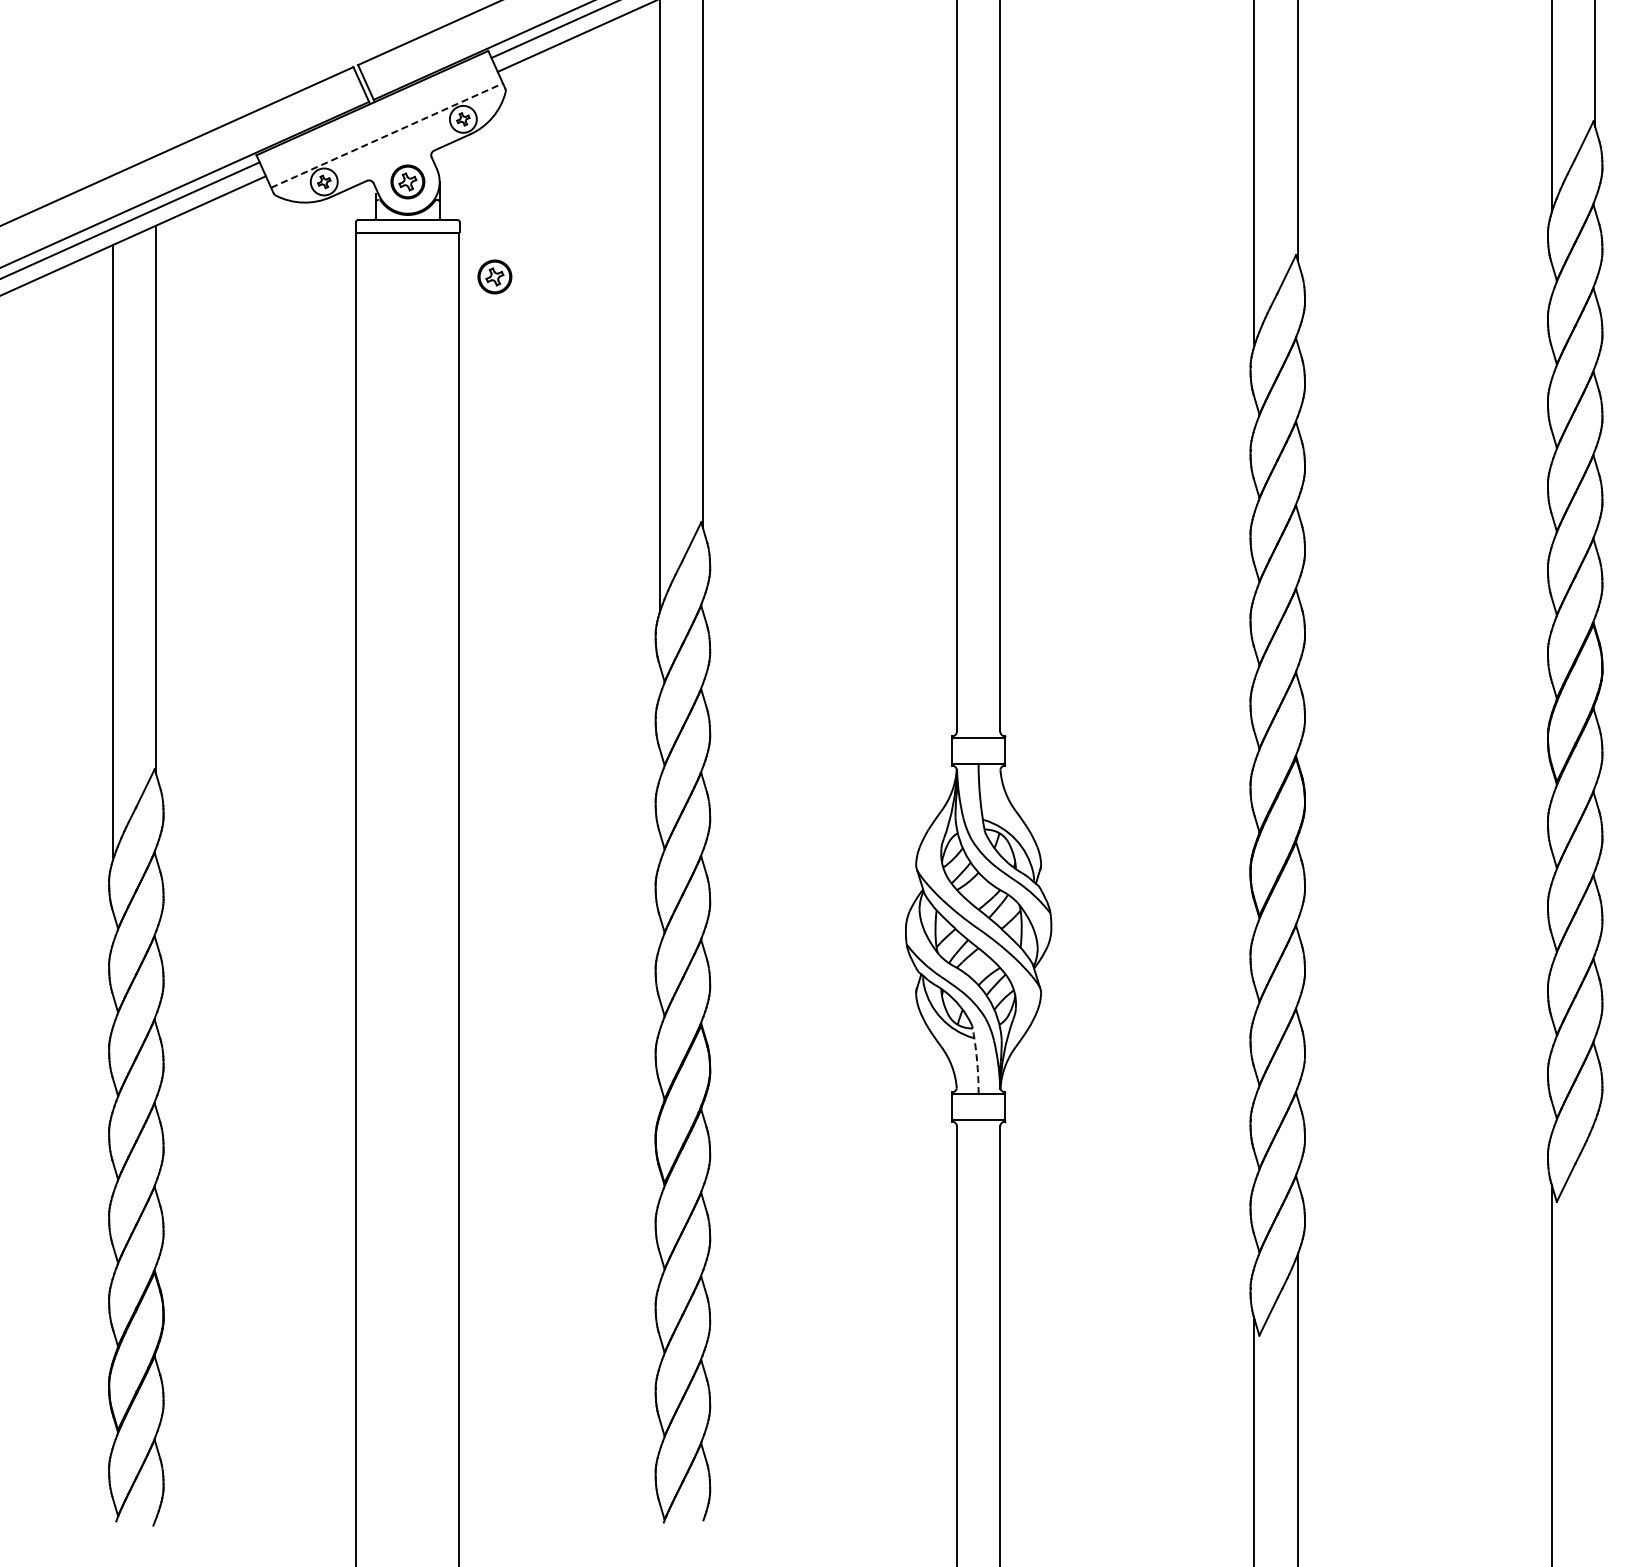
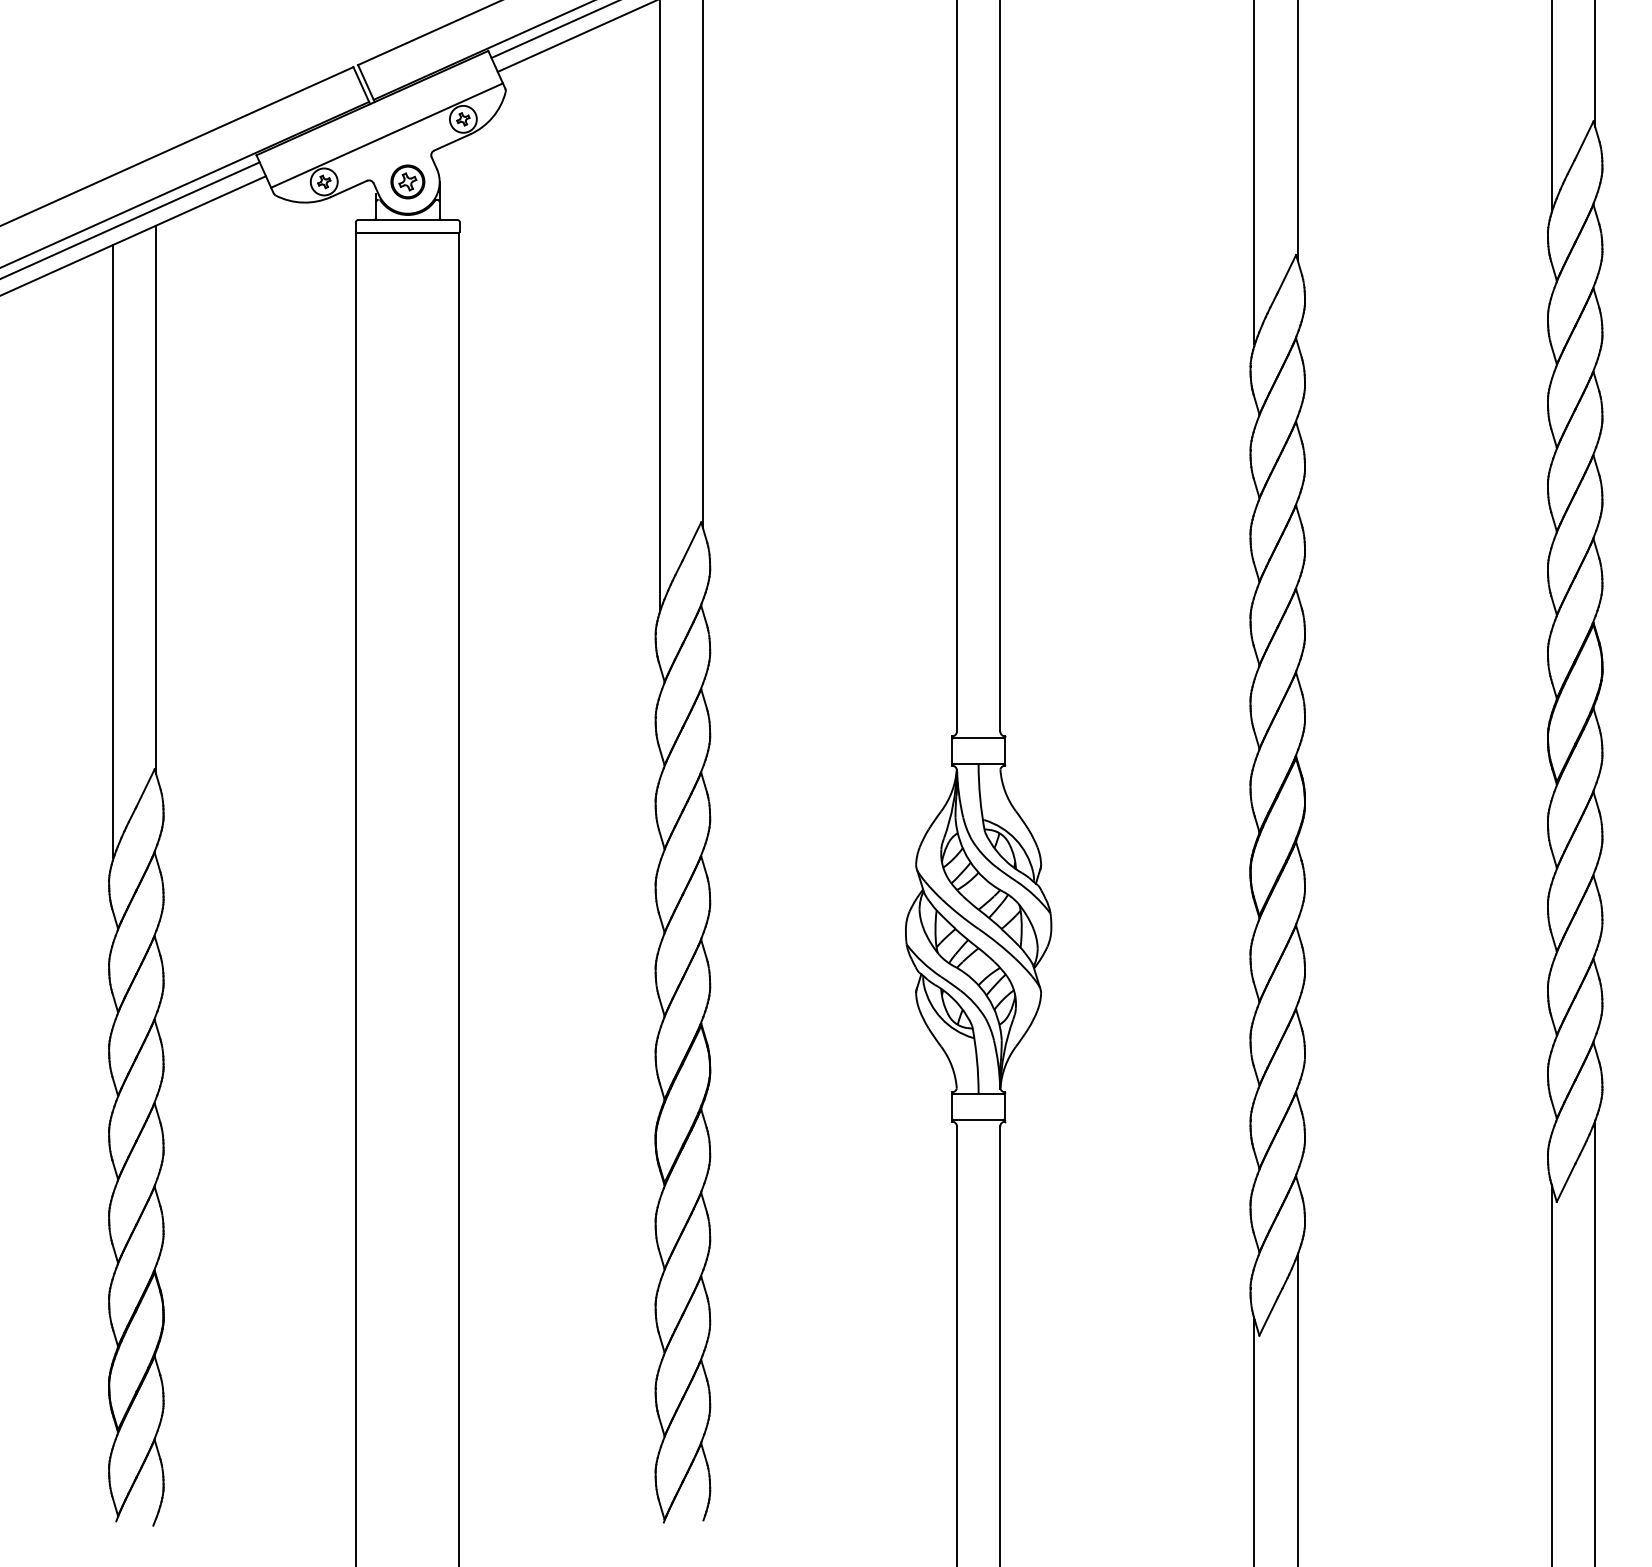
line: dashed -> solid (387, 135)
part: present -> none (494, 276)
arc: dashed -> solid (977, 1059)
line: none -> present (1595, 1342)
